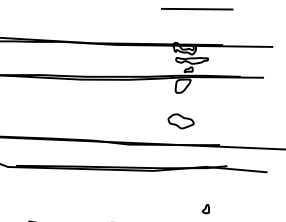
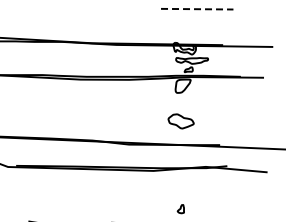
line: solid -> dashed (197, 9)
part position: (205, 209) -> (180, 209) (180, 209)
